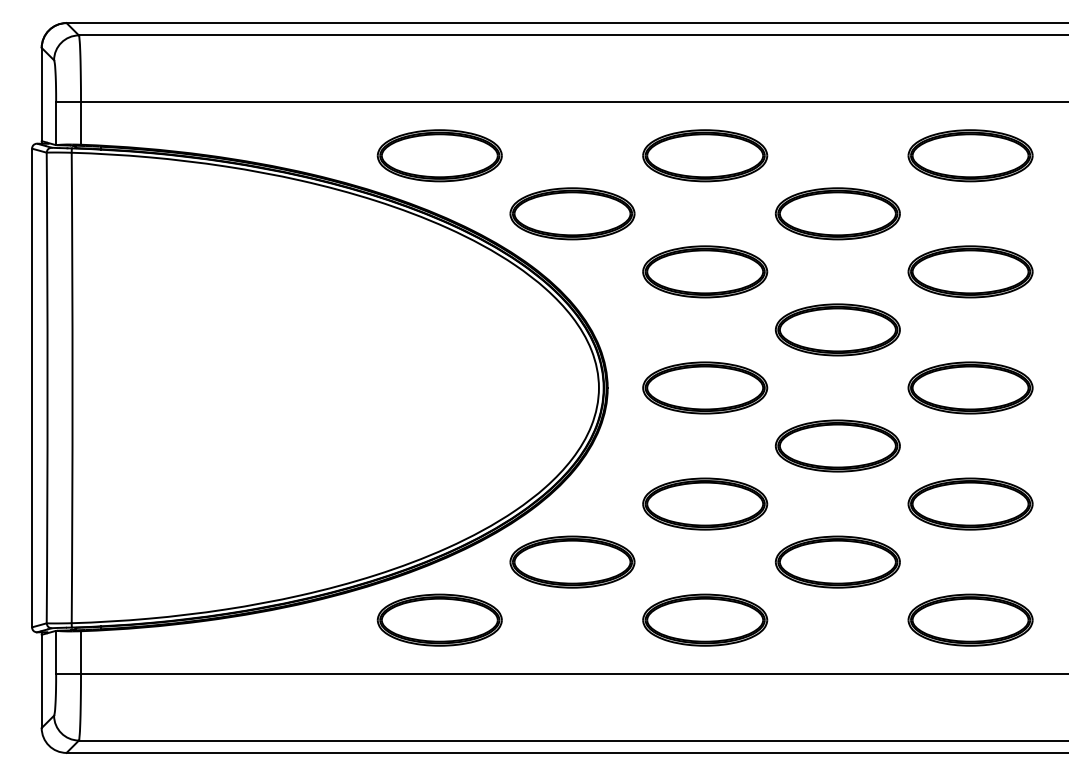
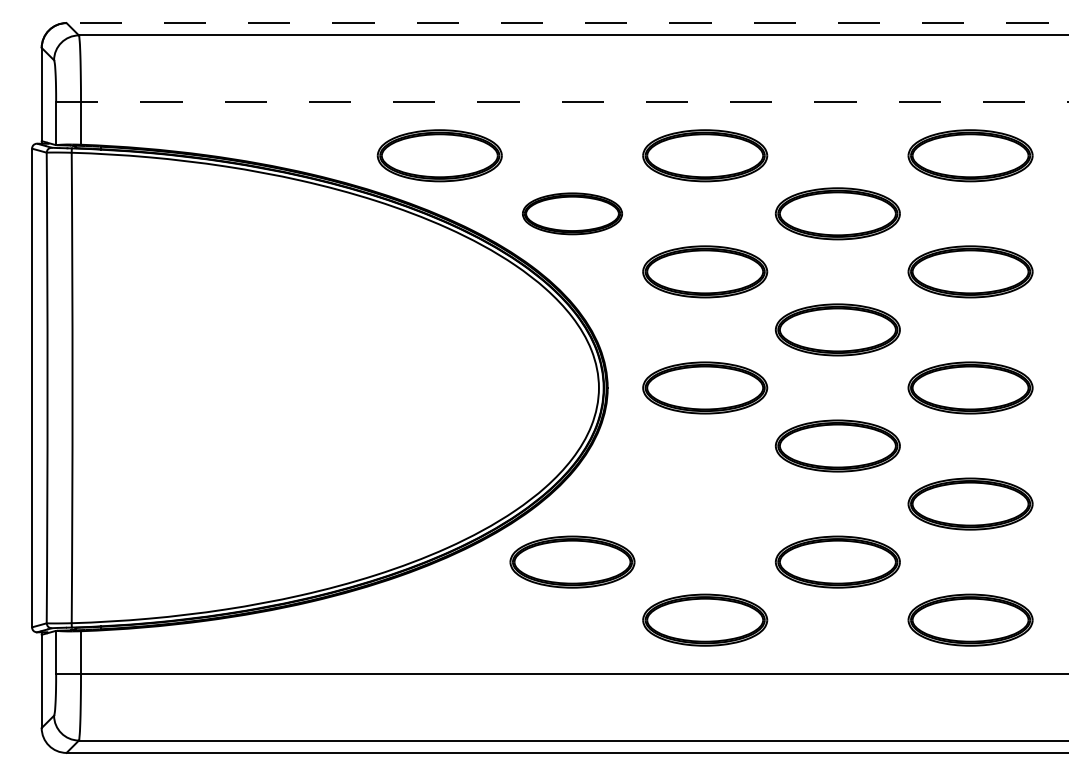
line: solid -> dashed (567, 23)
line: solid -> dashed (562, 101)
part size: 127x54 px -> 101x44 px (572, 213)
part: present -> none (705, 503)
part: present -> none (439, 619)
